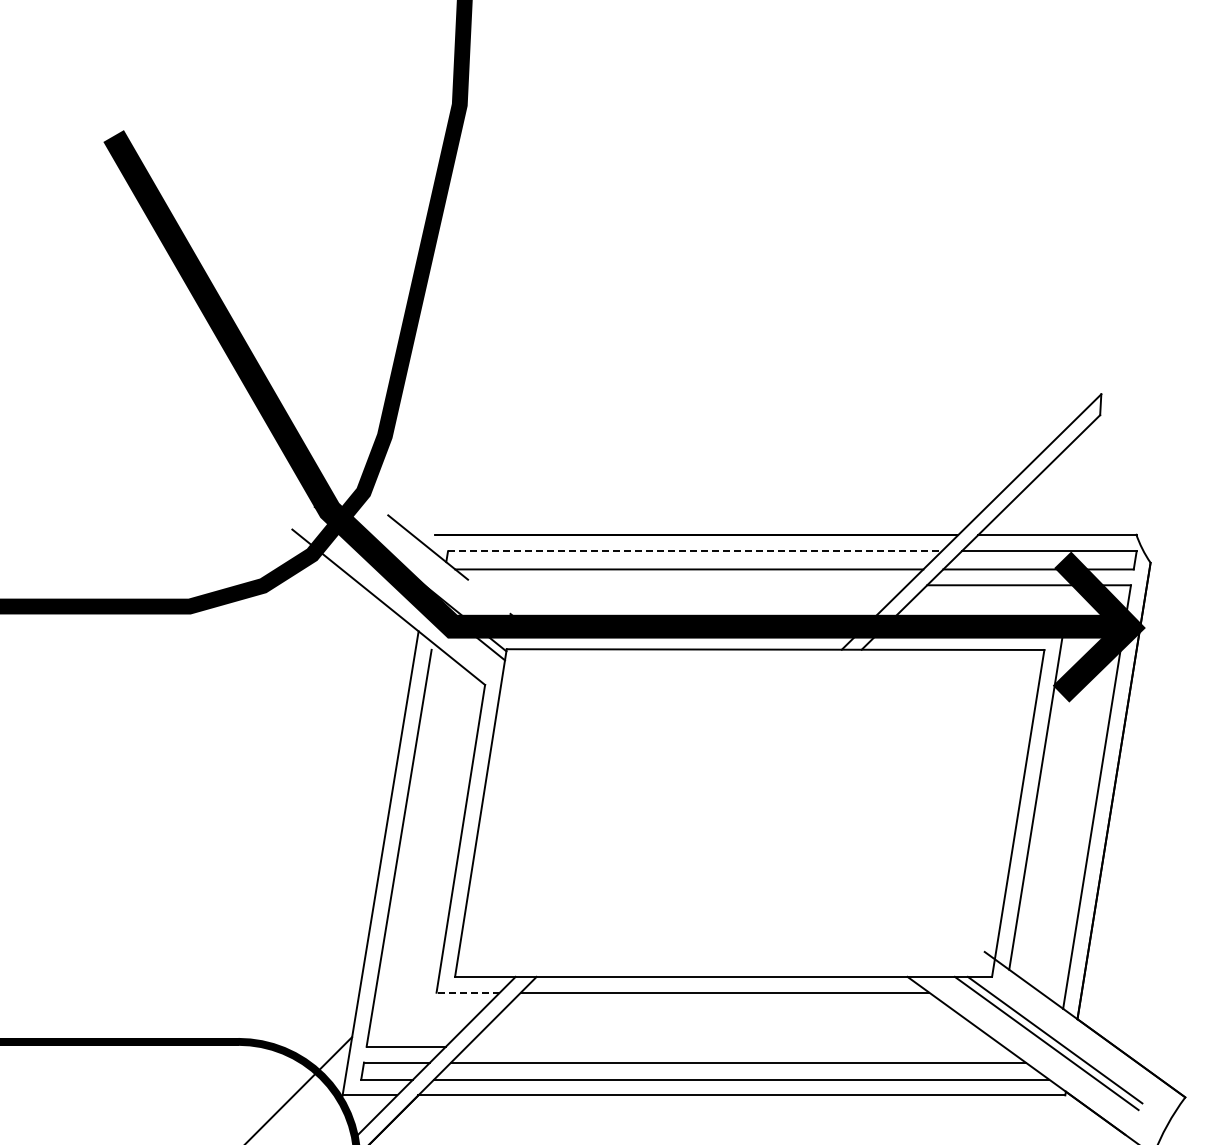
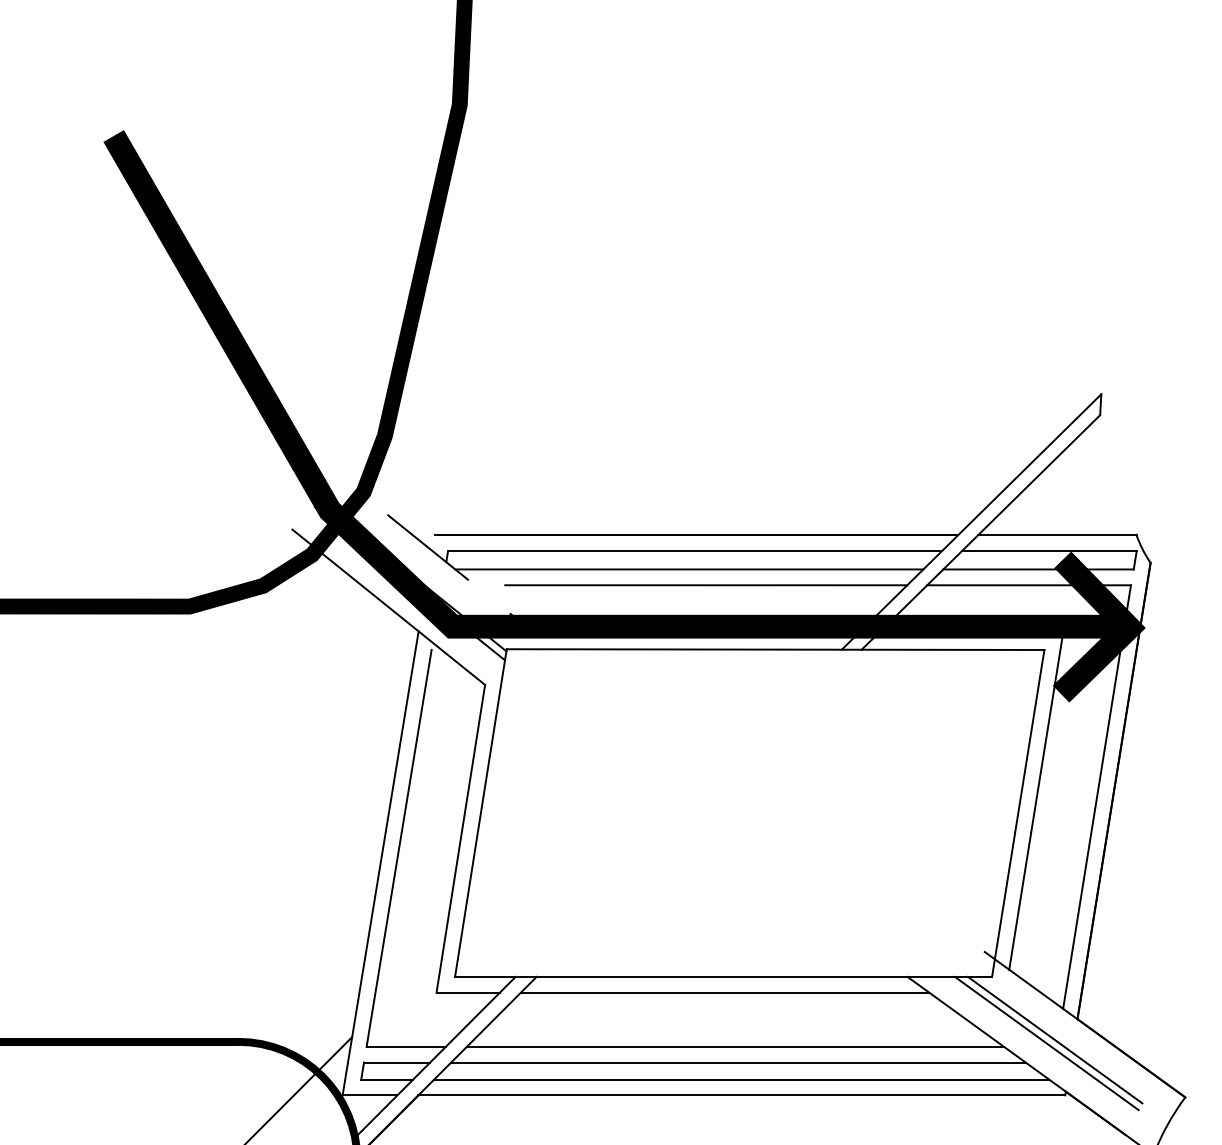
line: dashed -> solid (694, 551)
line: none -> present (706, 585)
line: dashed -> solid (468, 992)
line: none -> present (734, 1046)
